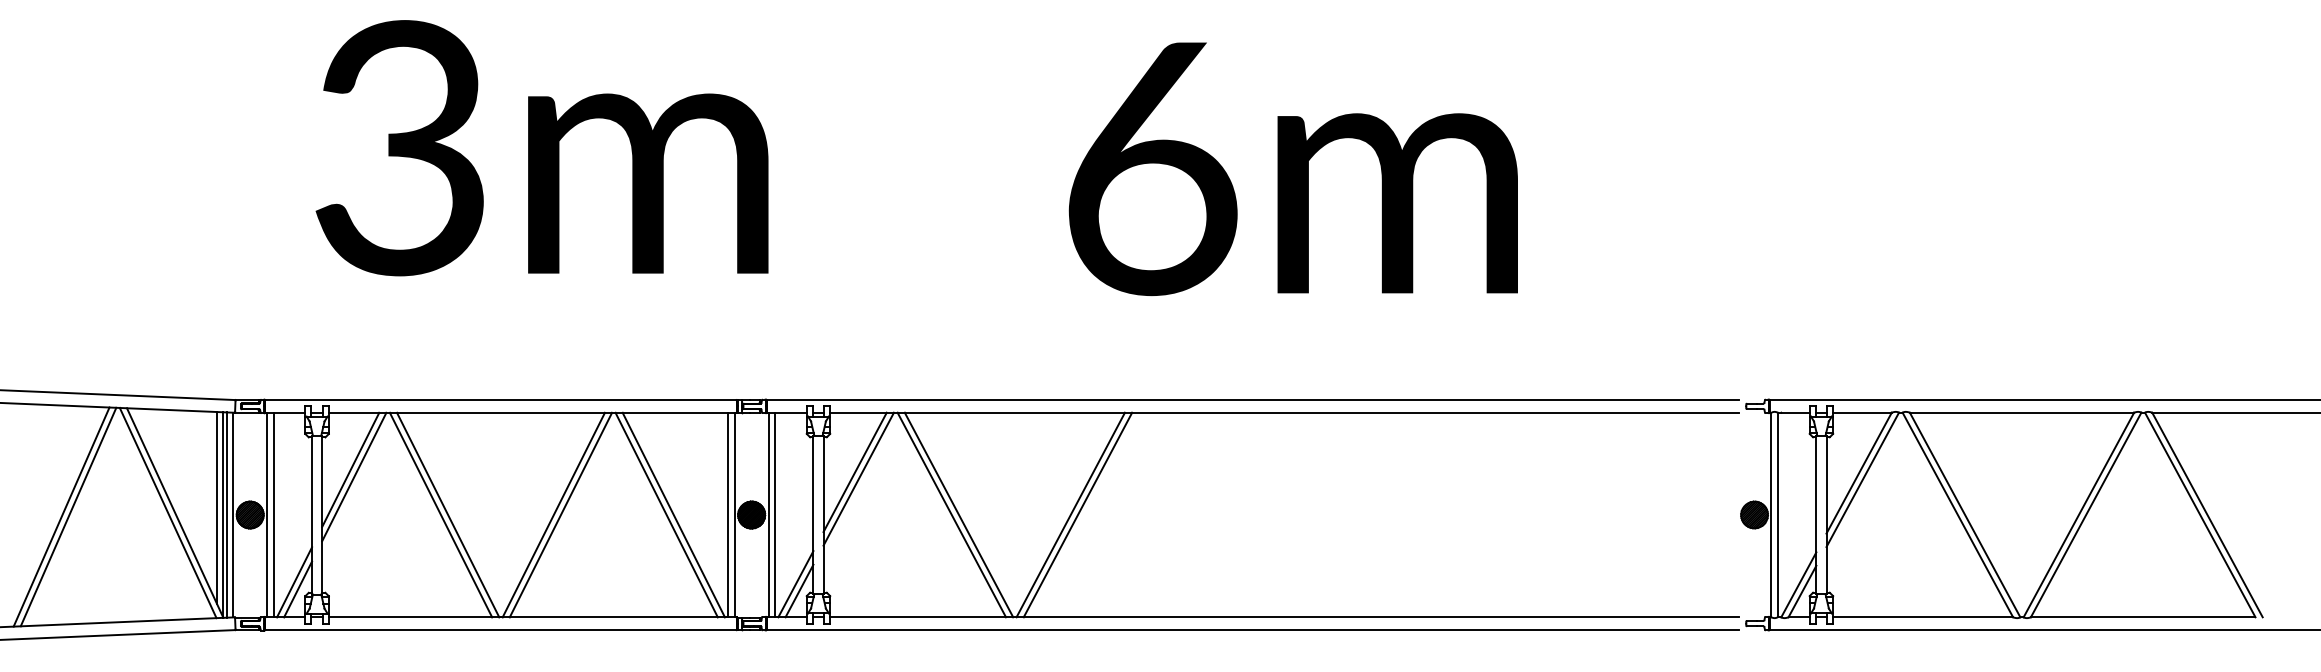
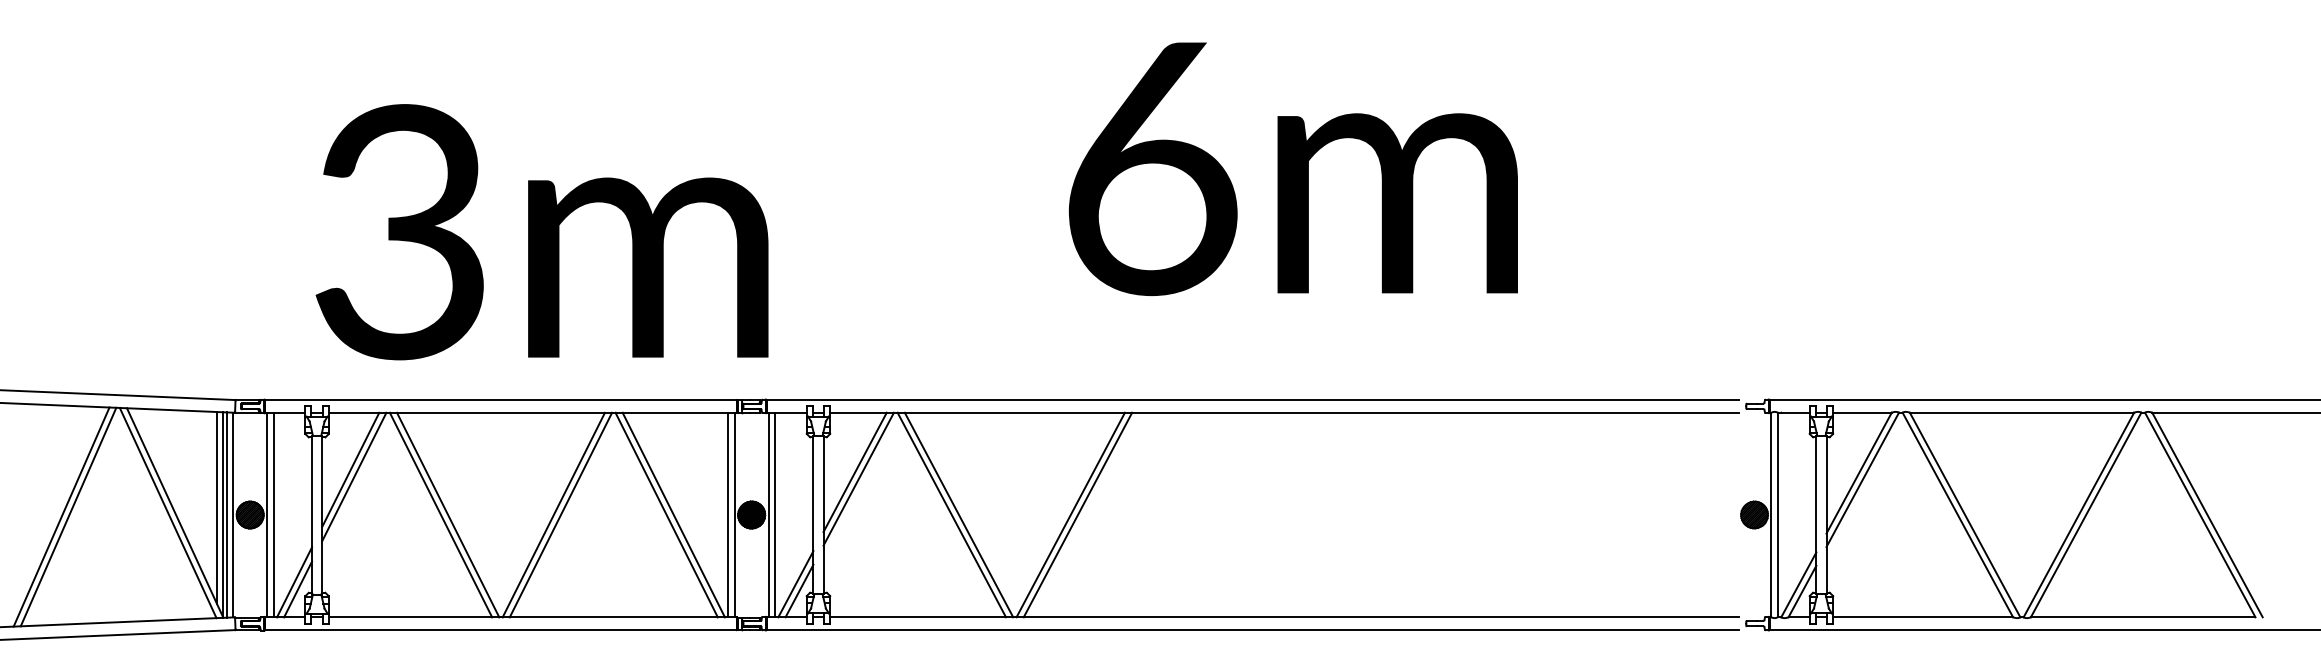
text position: (541, 148) -> (541, 232) (541, 232)
